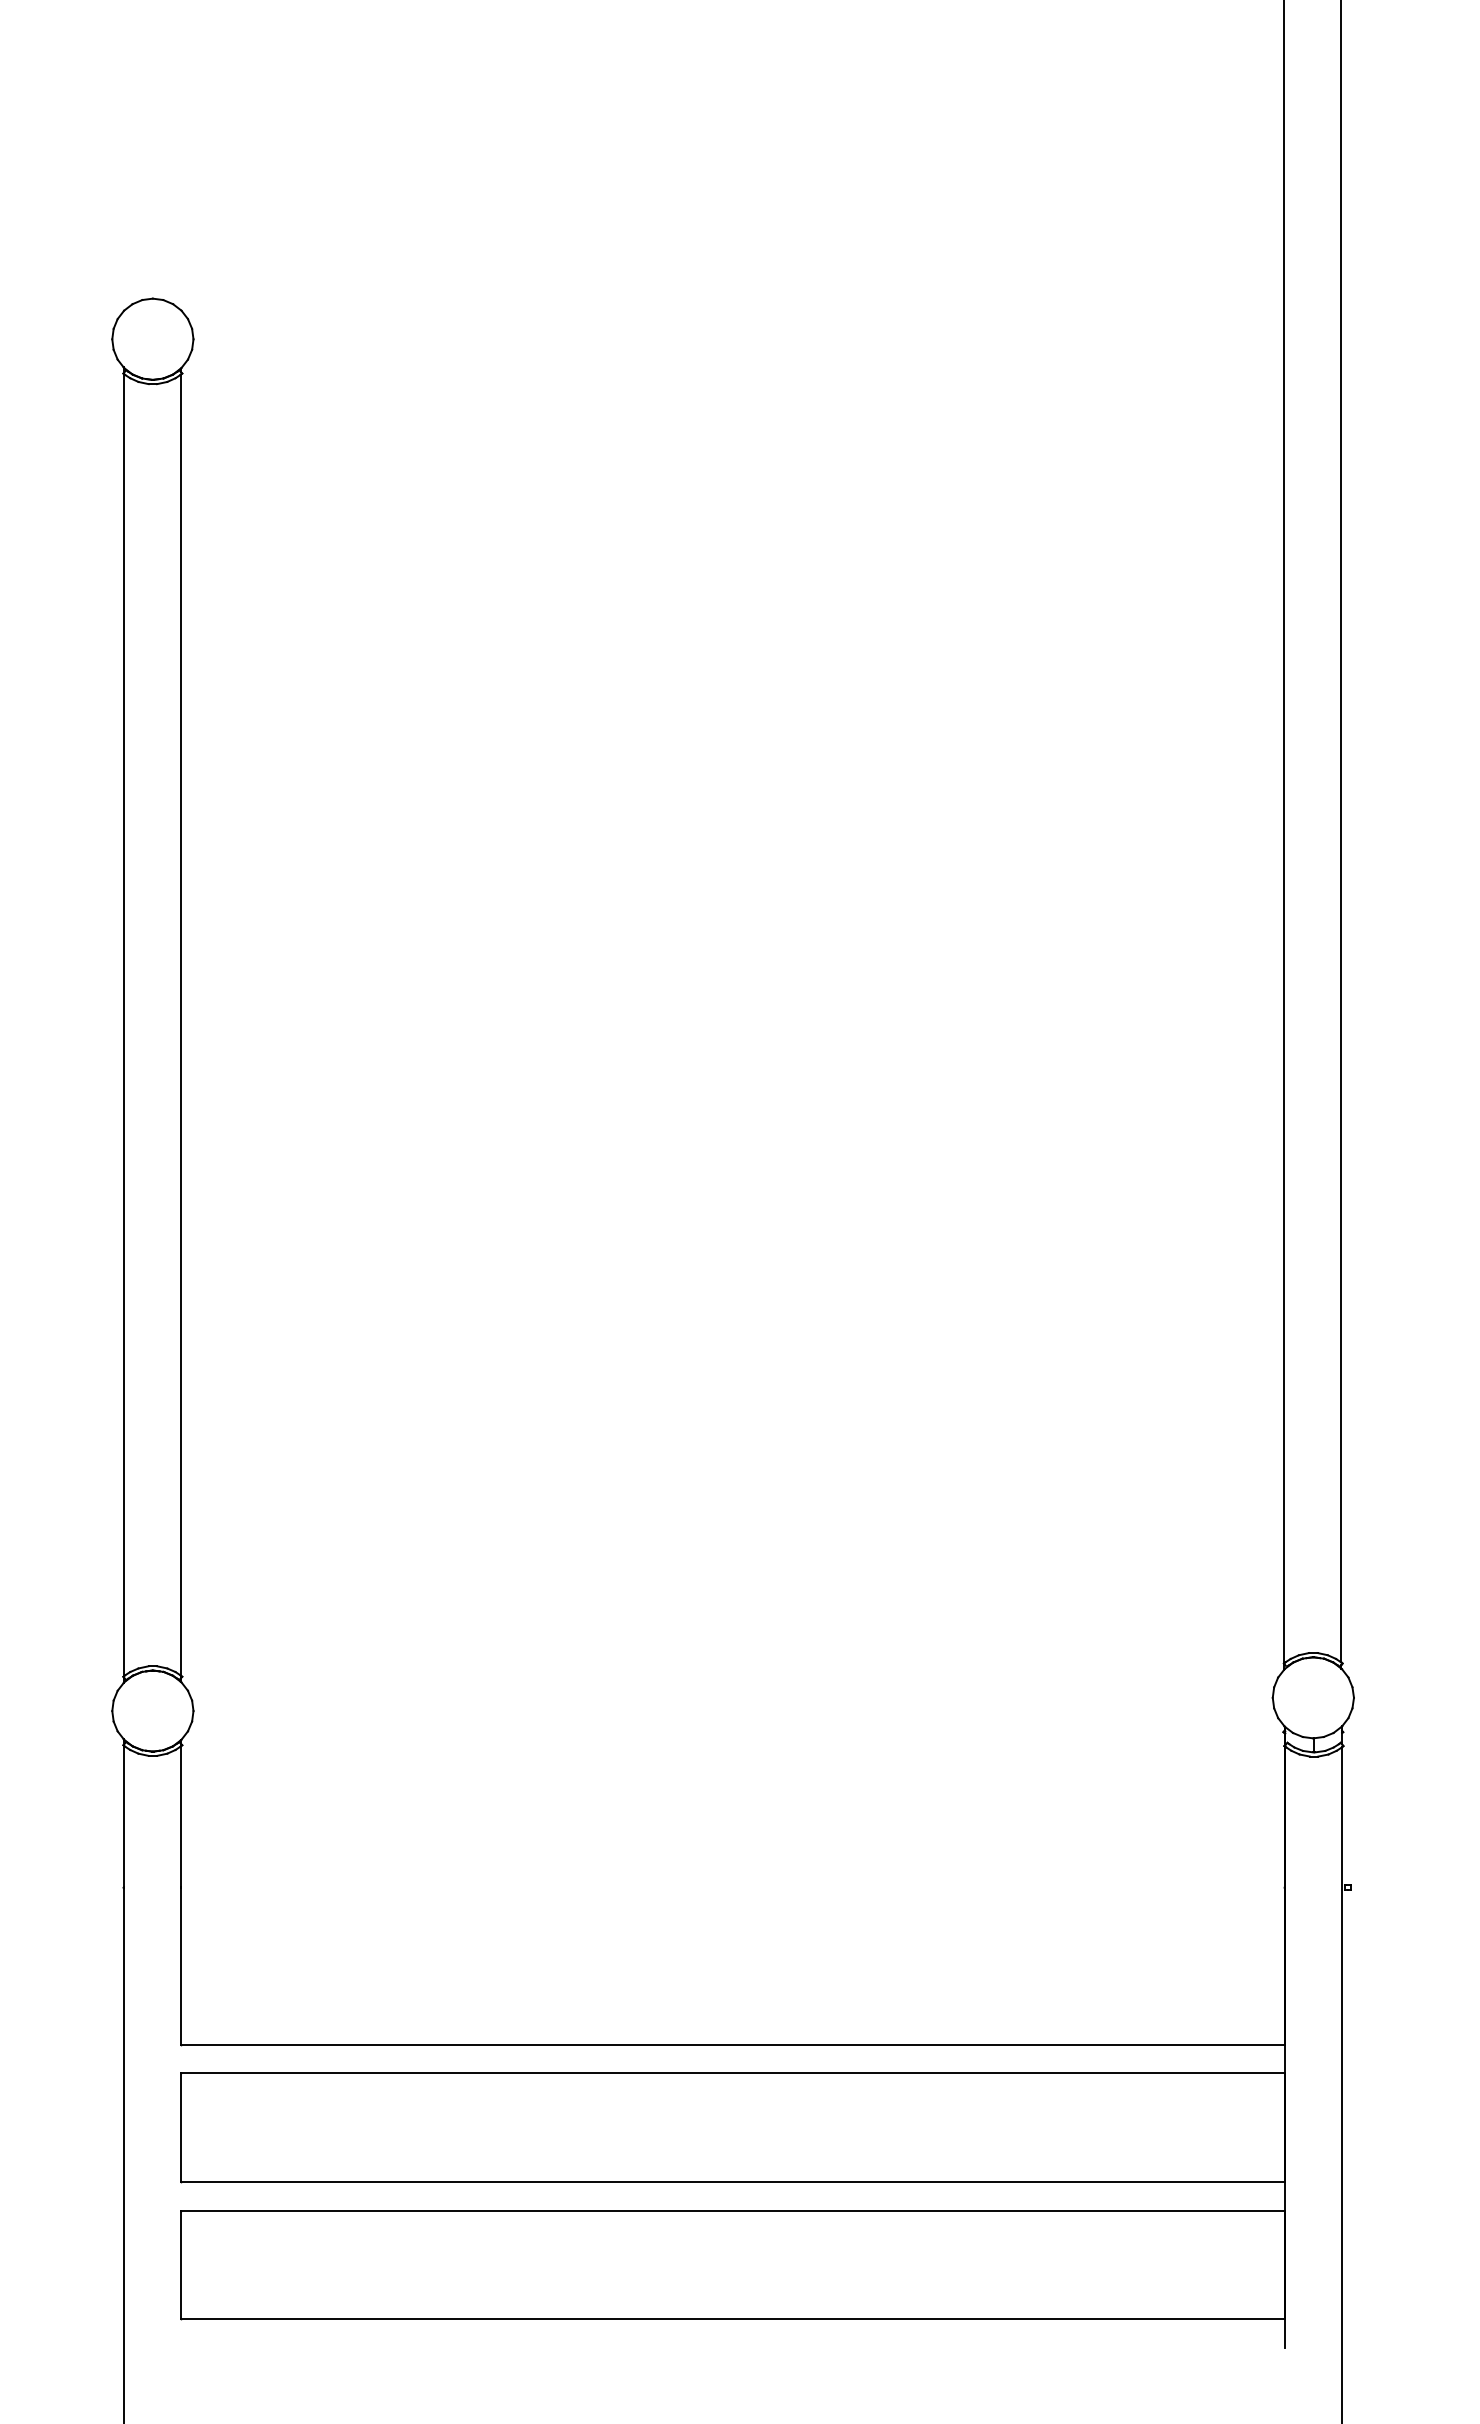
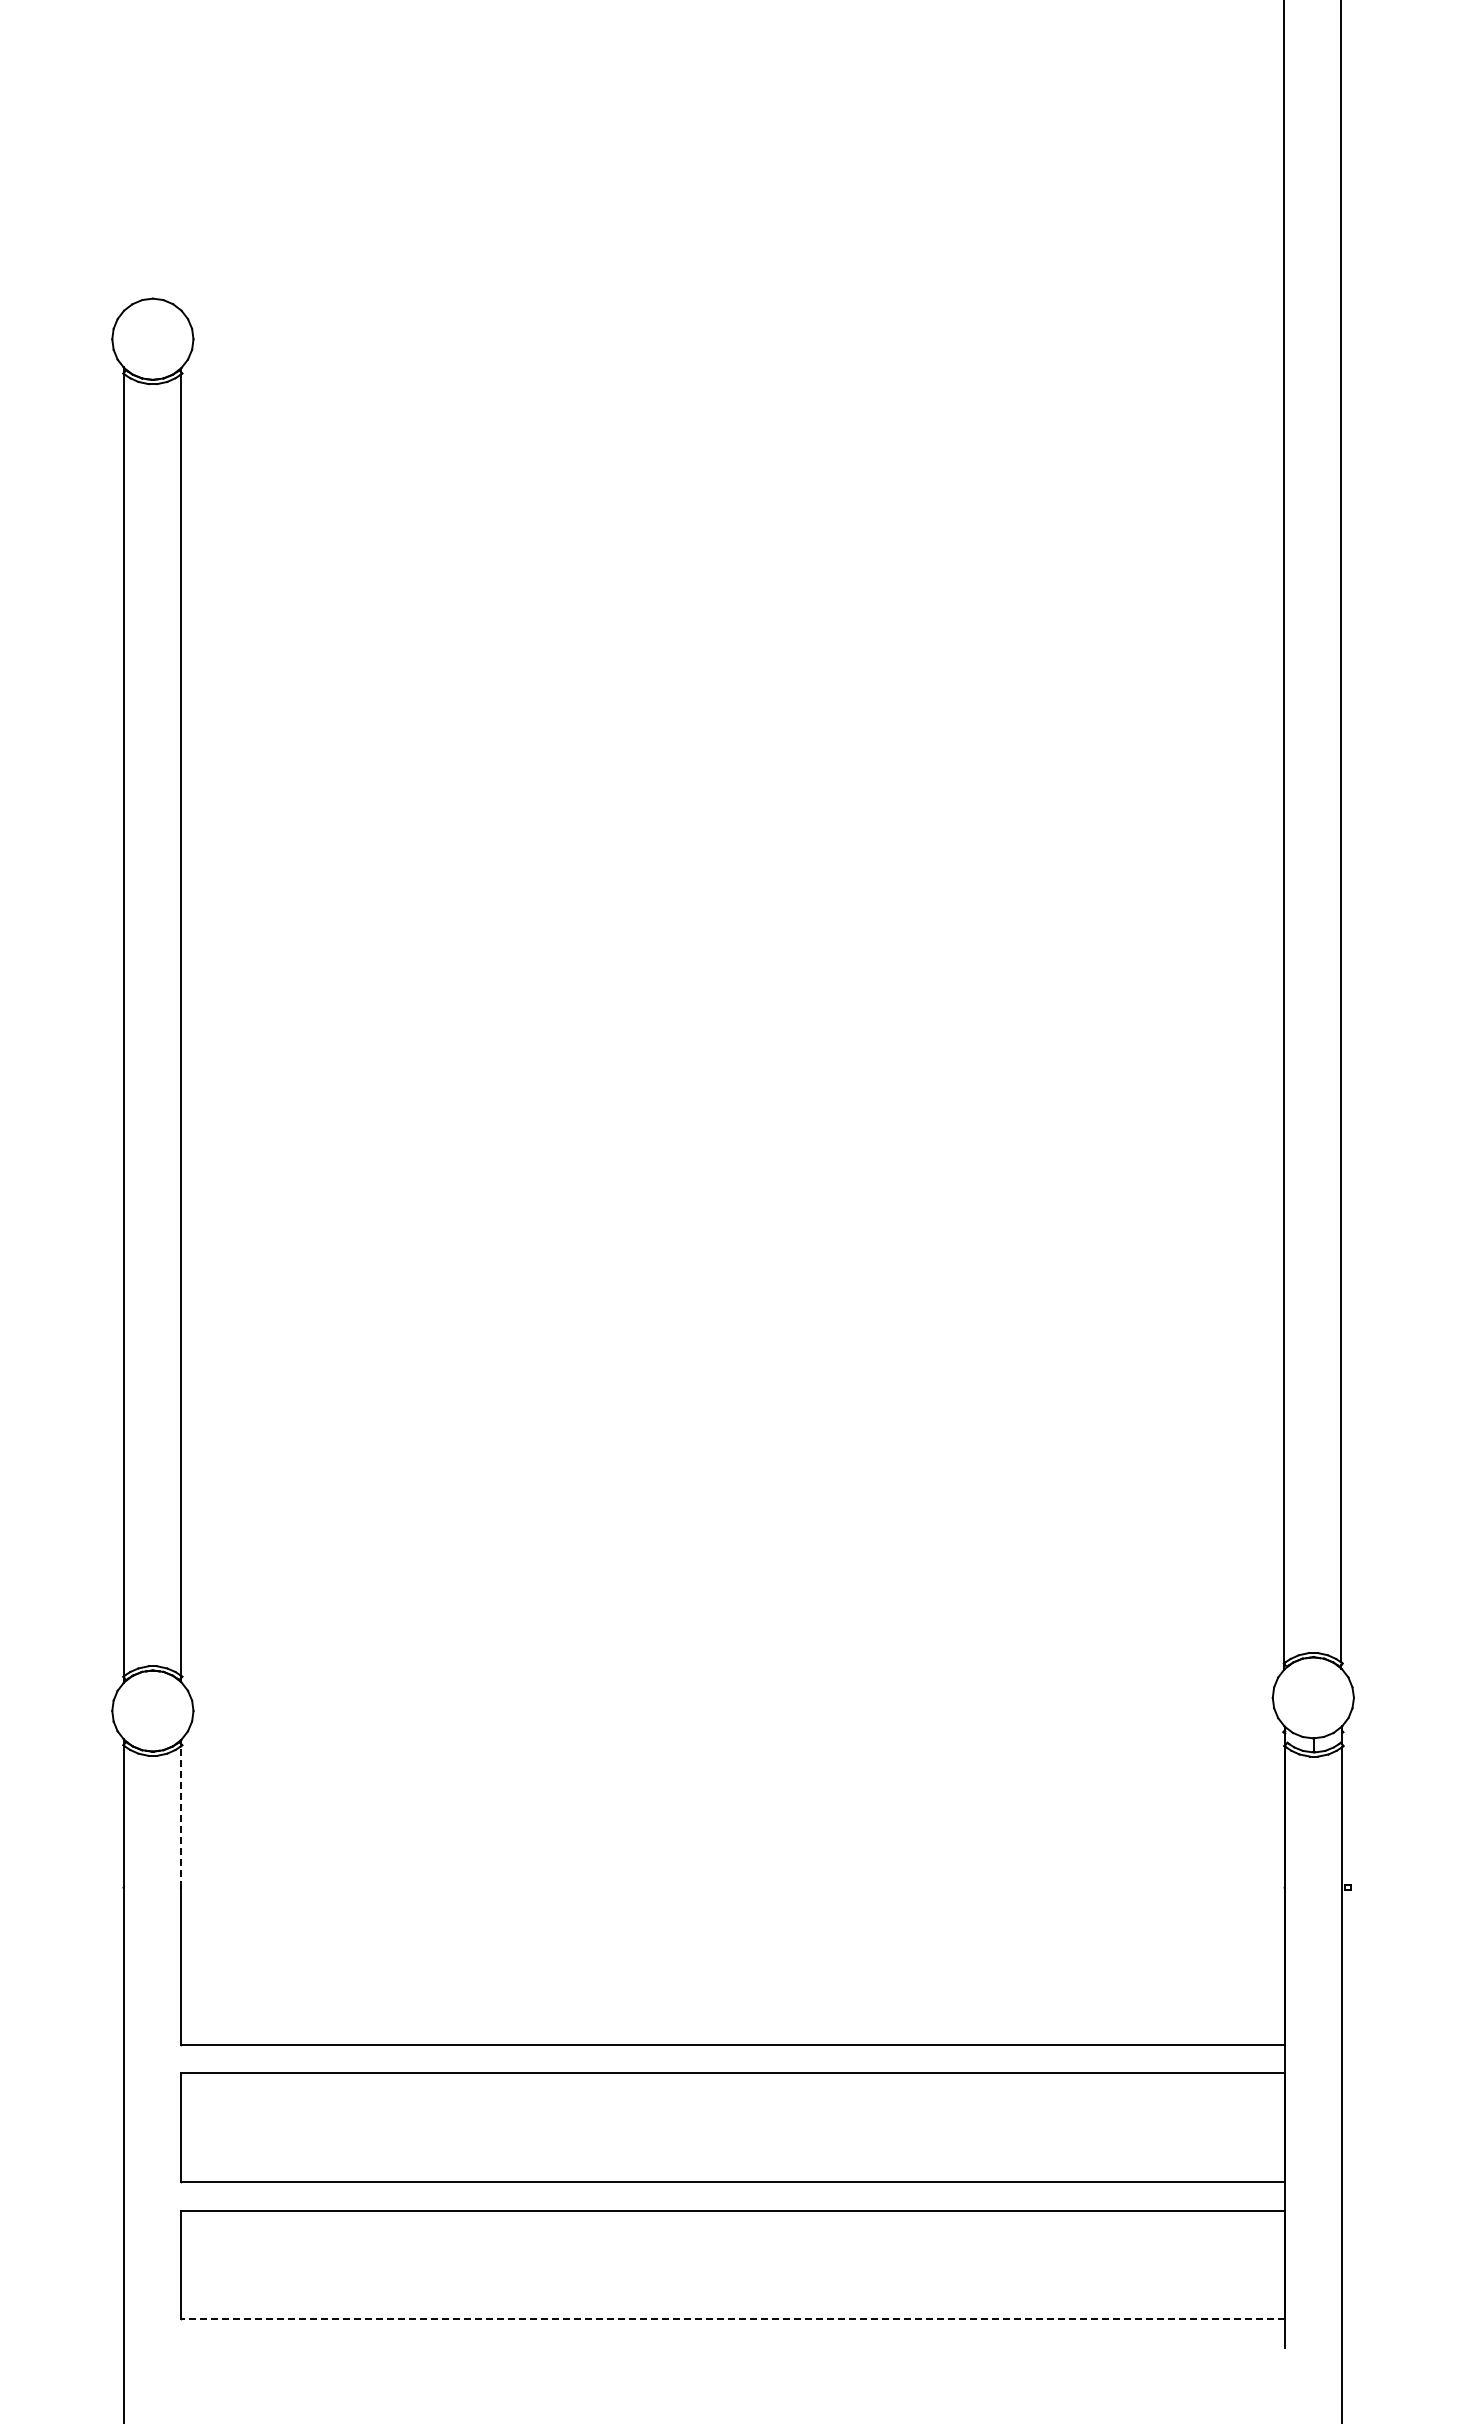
line: solid -> dashed (180, 1817)
line: solid -> dashed (732, 2319)
